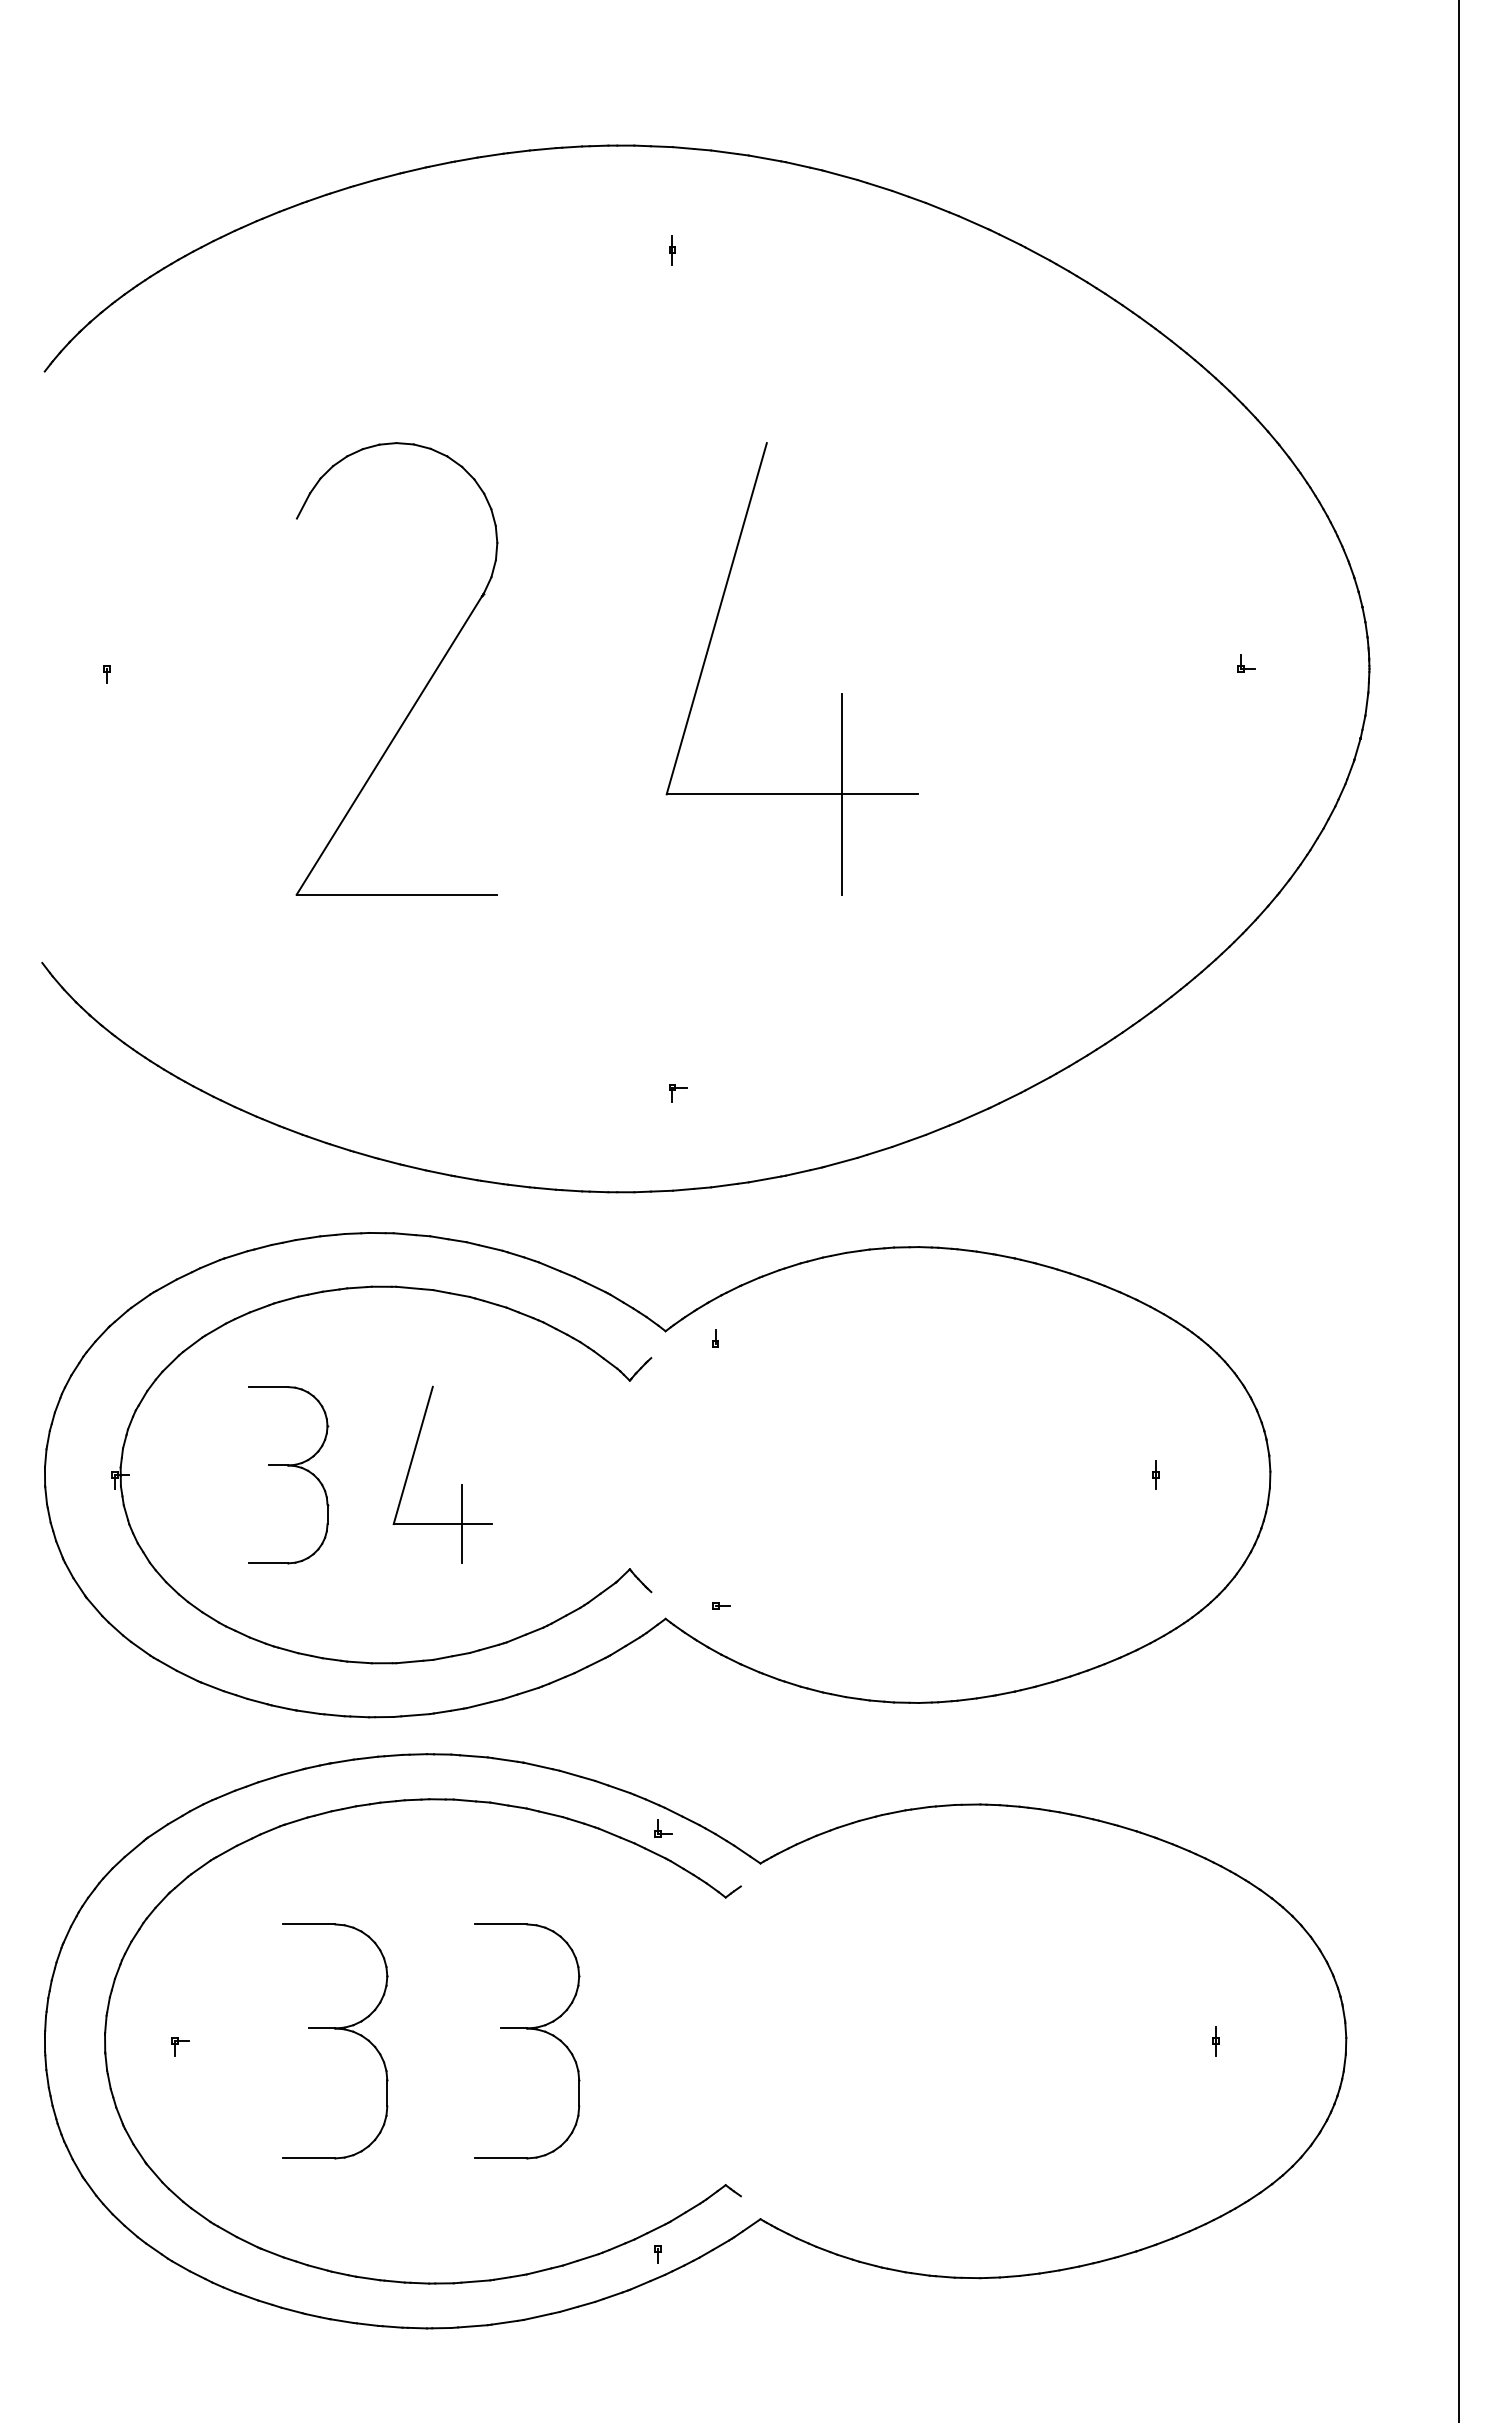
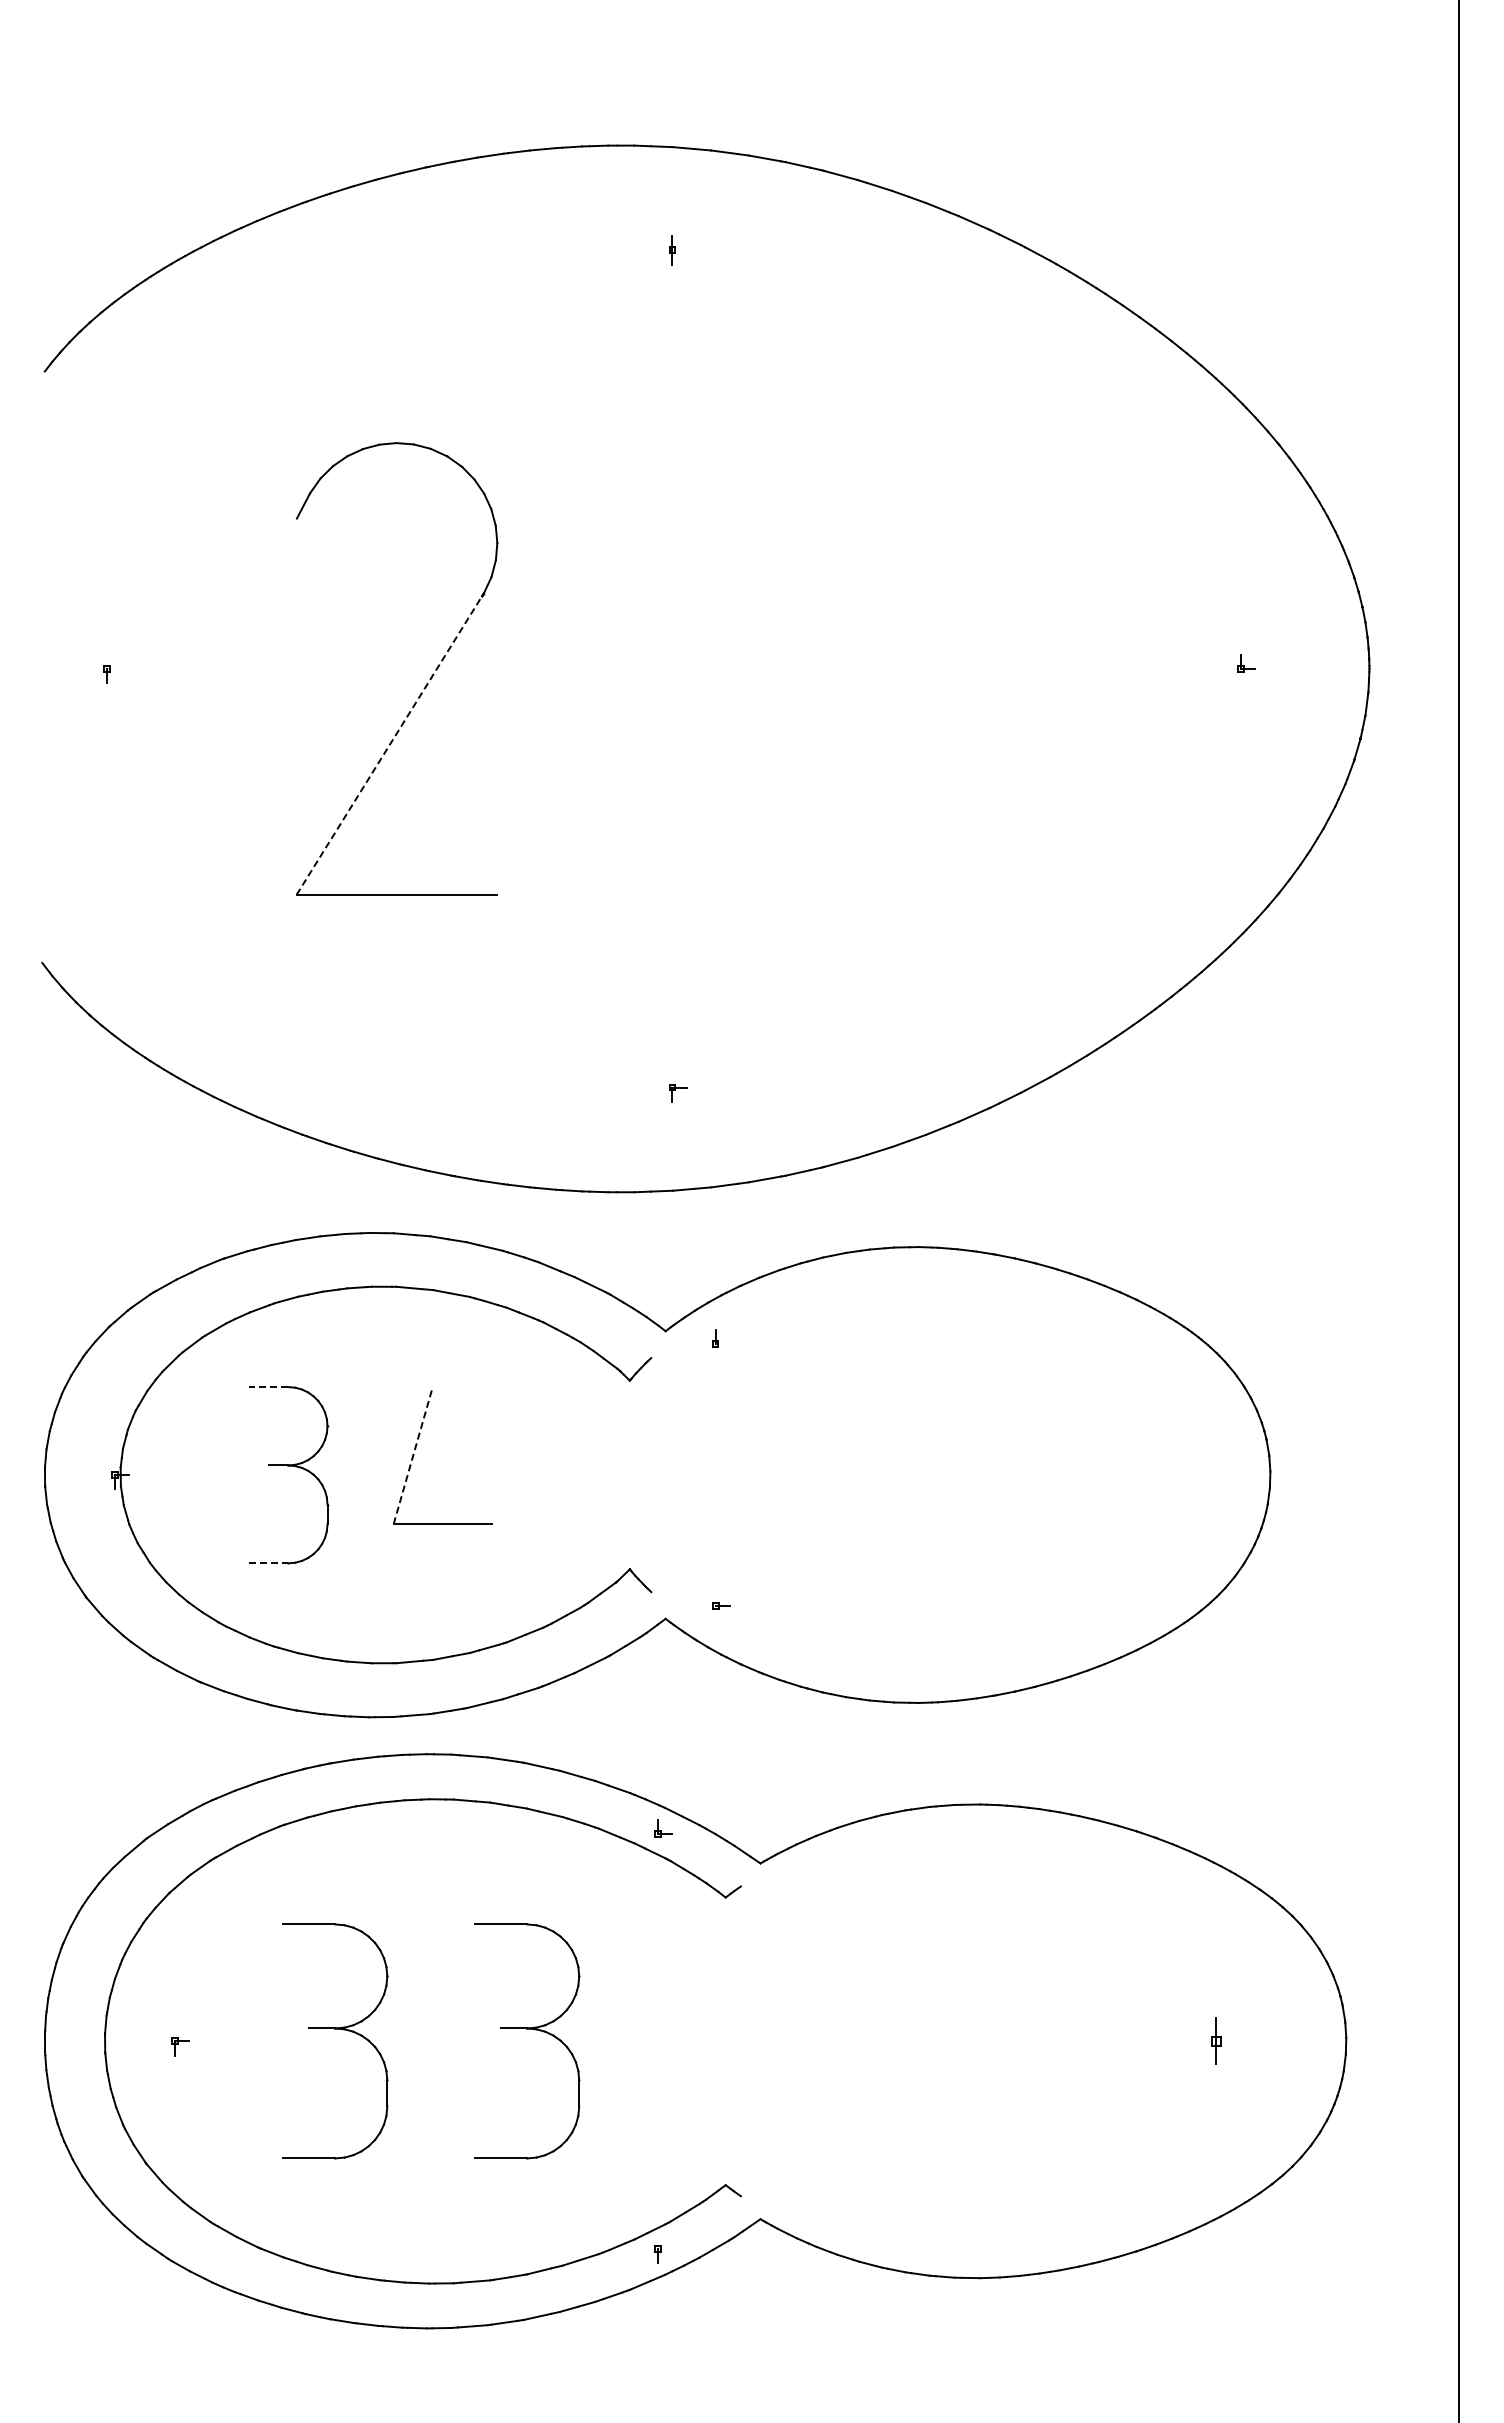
part: present -> none (841, 693)
line: solid -> dashed (389, 745)
line: solid -> dashed (268, 1387)
line: solid -> dashed (413, 1455)
part: present -> none (1155, 1474)
line: present -> none (462, 1523)
line: solid -> dashed (268, 1563)
part size: 8x31 px -> 11x48 px (1216, 2040)
